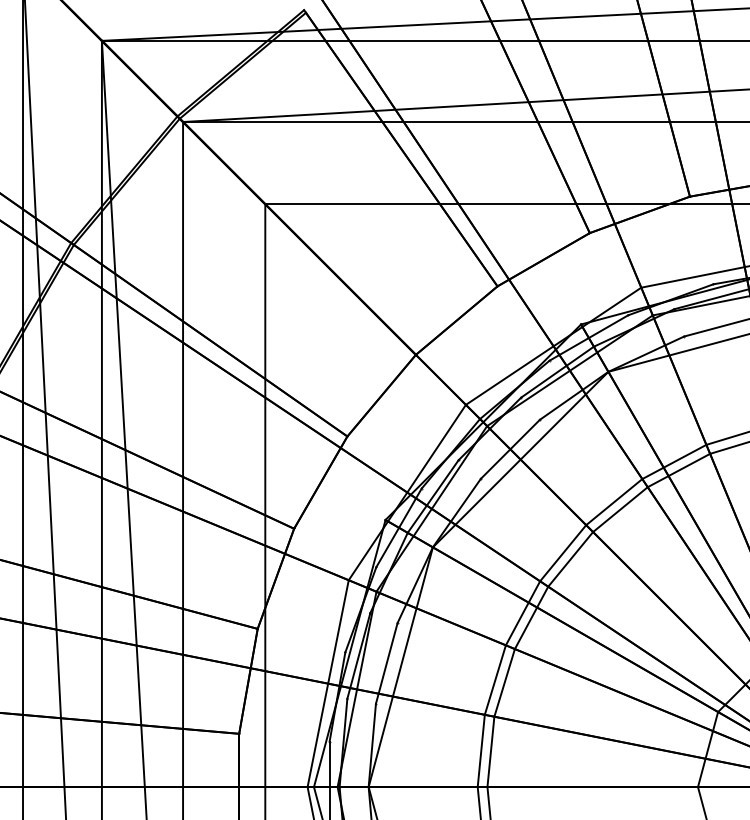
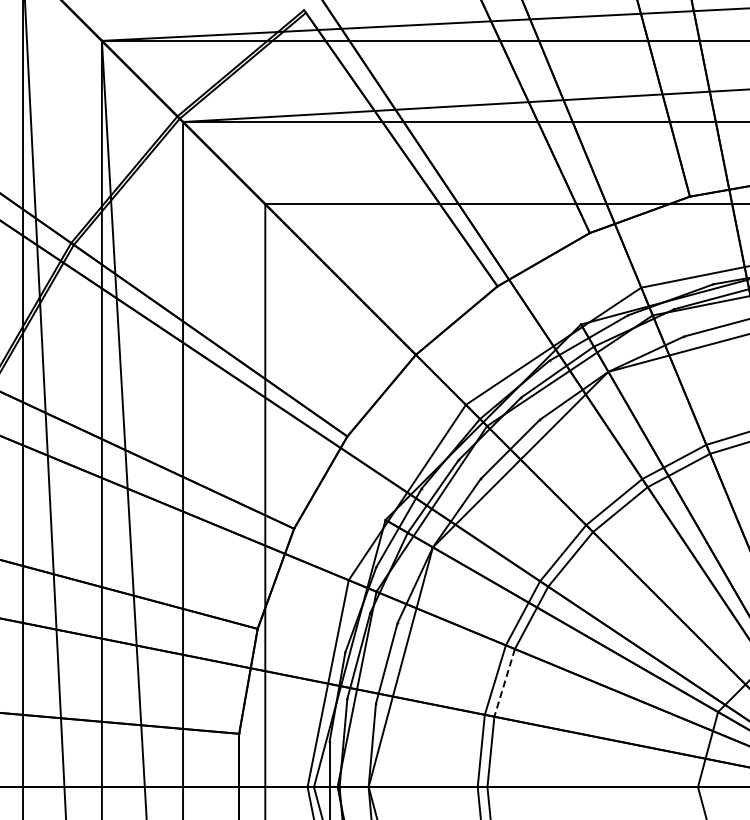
line: solid -> dashed (504, 683)
